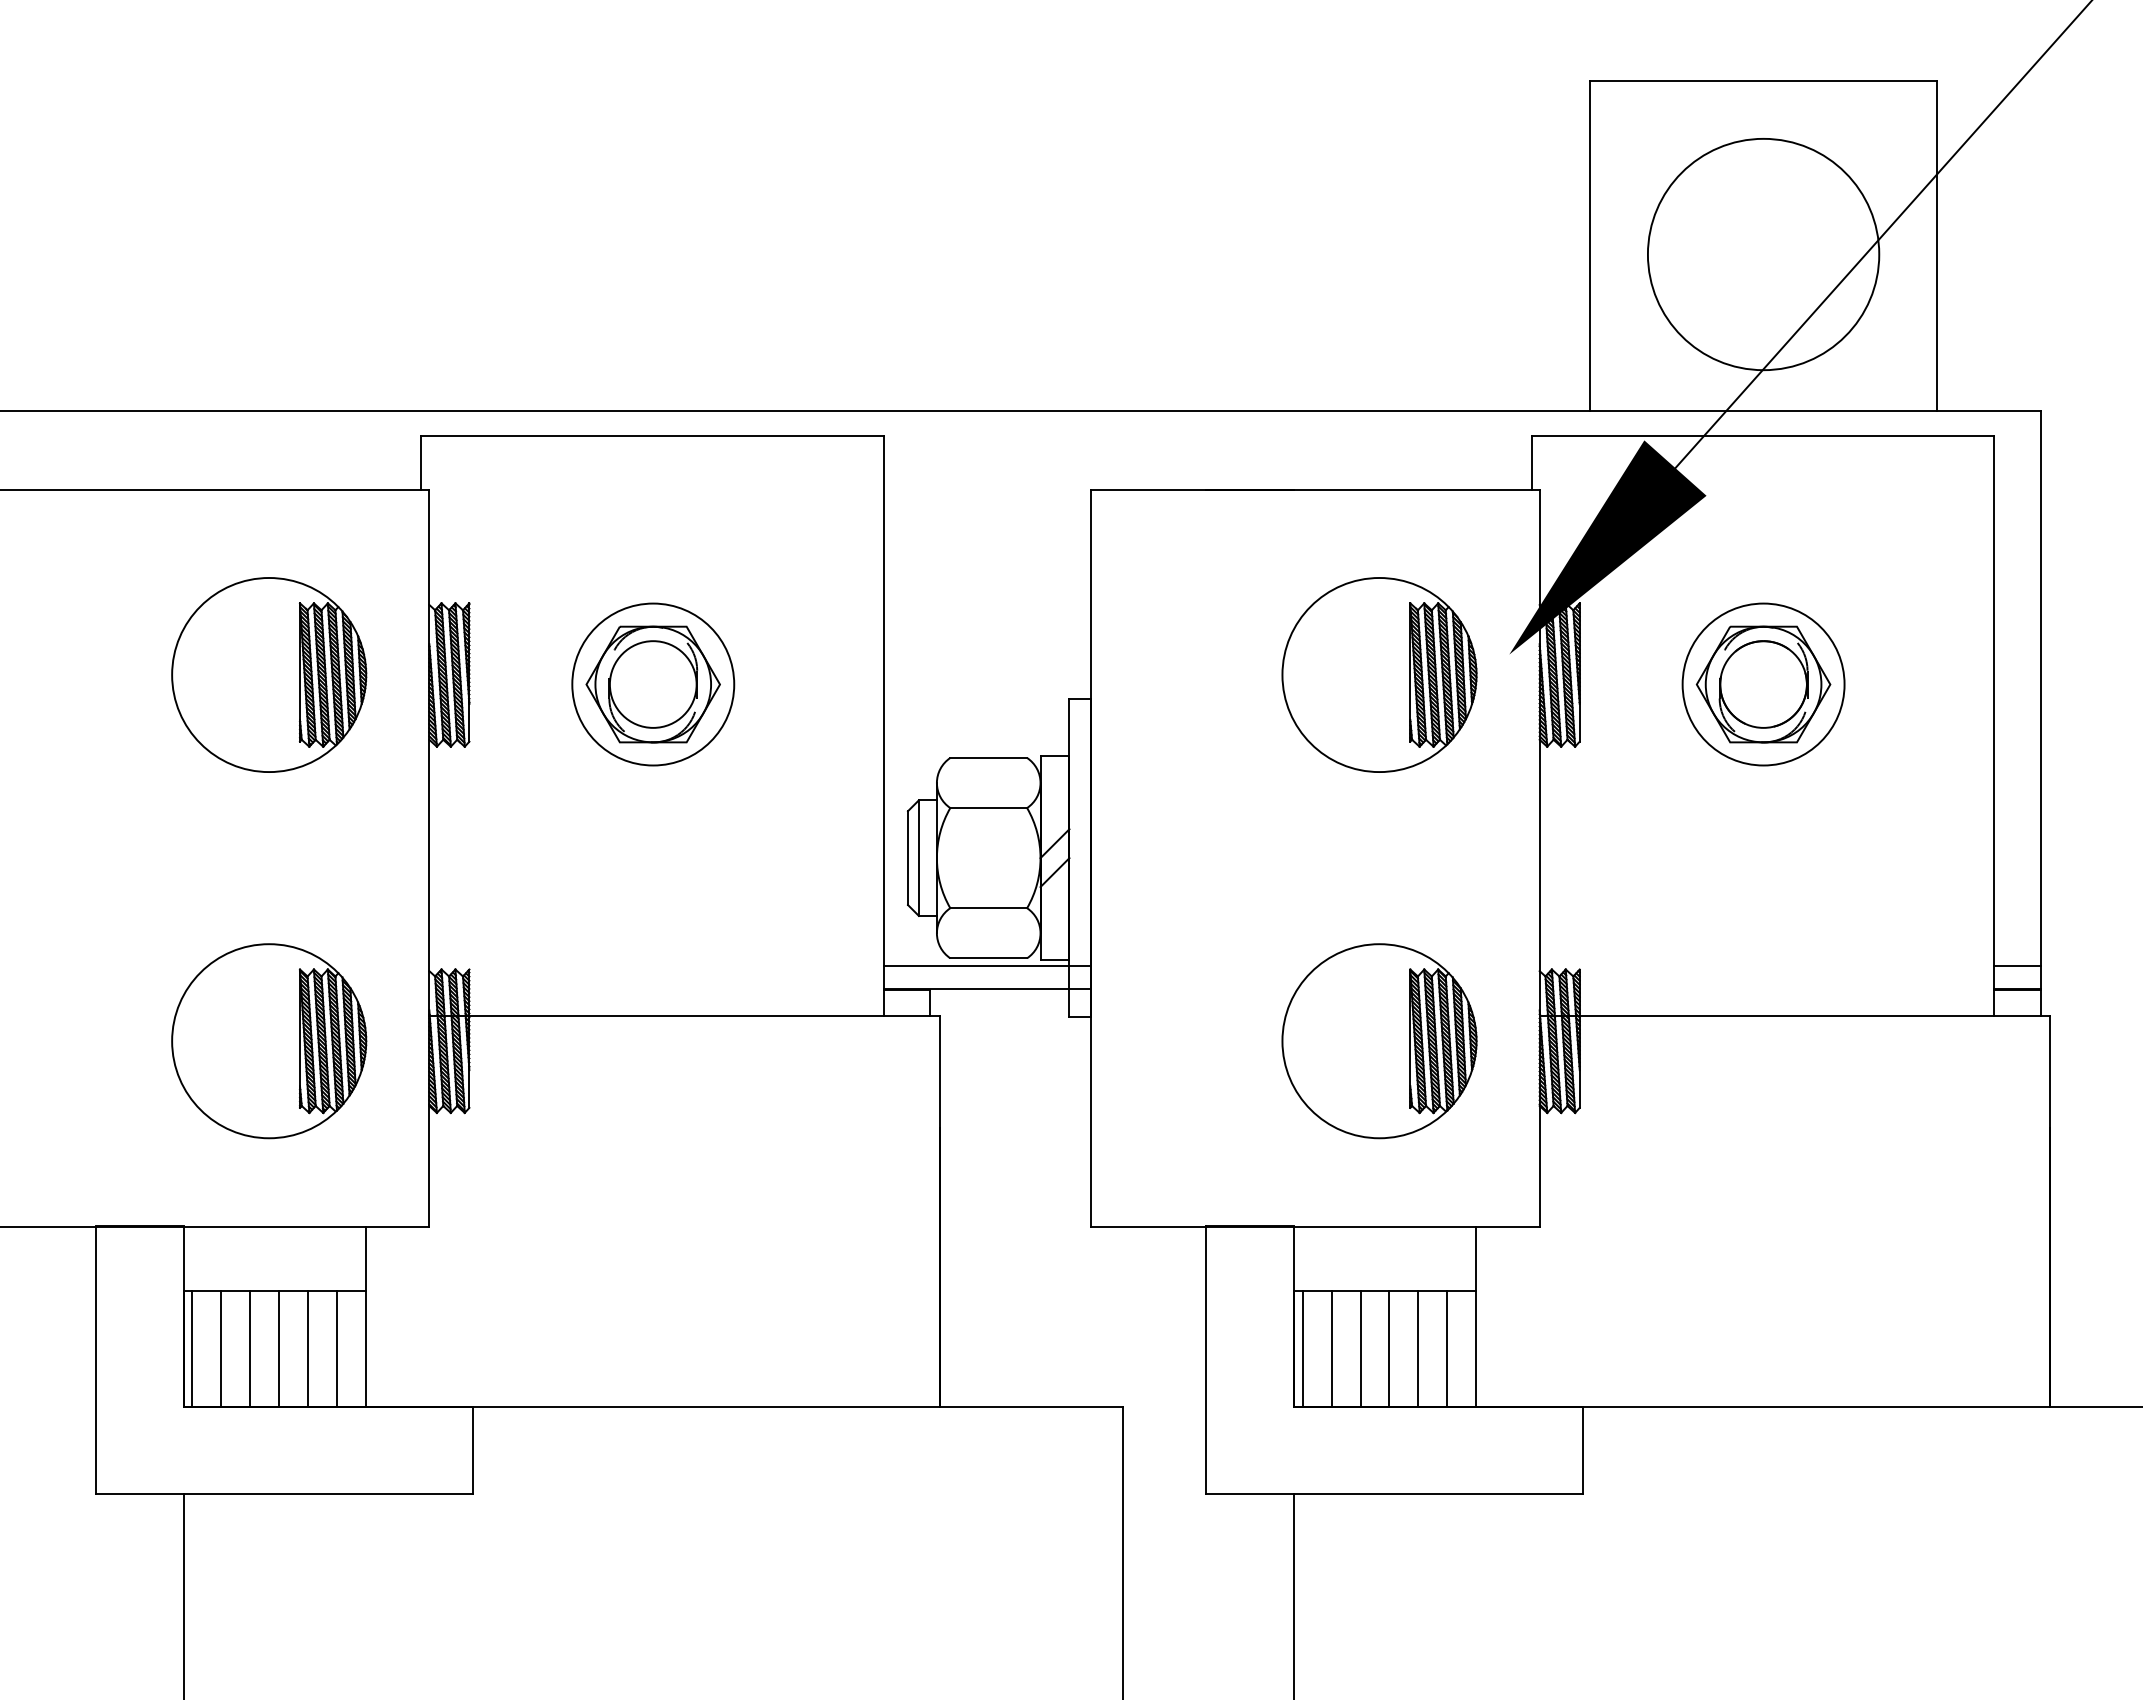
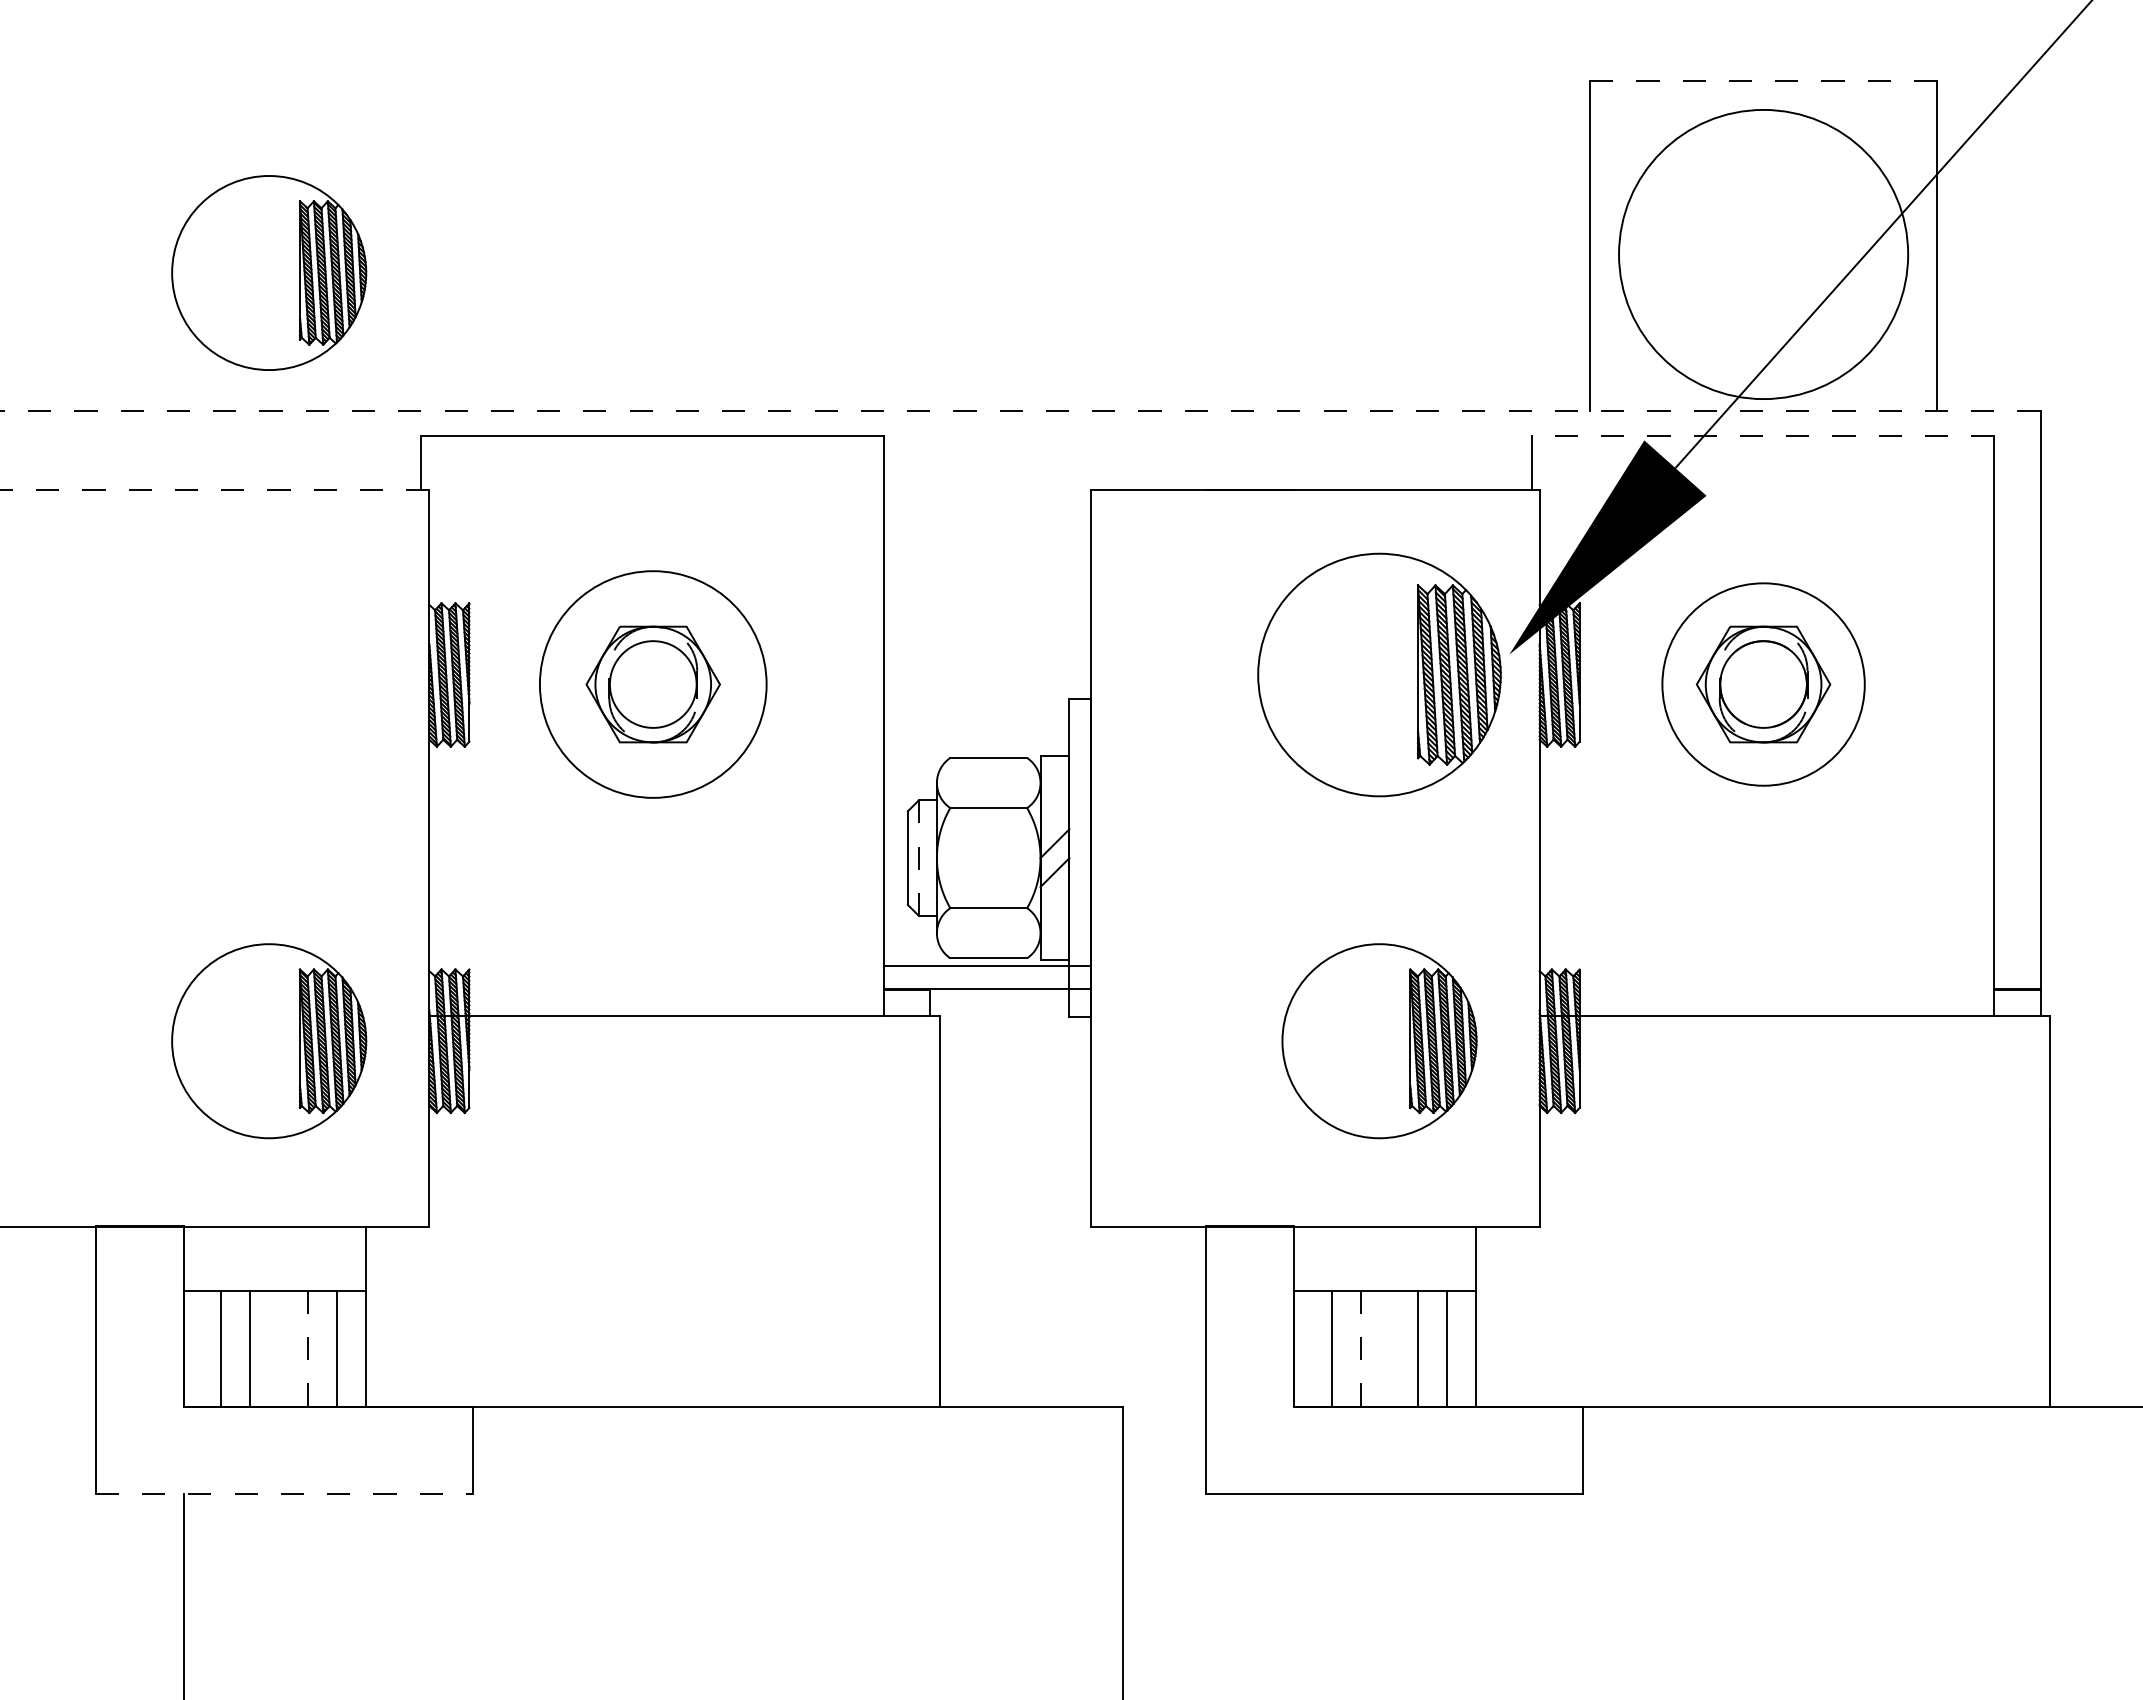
line: solid -> dashed (1764, 81)
circle diameter: 231 px -> 289 px (1763, 254)
line: solid -> dashed (1019, 411)
line: solid -> dashed (1762, 436)
line: solid -> dashed (214, 489)
part position: (269, 674) -> (269, 272) (269, 272)
part size: 197x196 px -> 245x246 px (1379, 674)
circle diameter: 162 px -> 227 px (652, 684)
circle diameter: 162 px -> 202 px (1763, 684)
line: solid -> dashed (918, 858)
line: present -> none (2017, 966)
line: present -> none (192, 1348)
line: present -> none (279, 1348)
line: solid -> dashed (308, 1348)
line: present -> none (1302, 1348)
line: solid -> dashed (1360, 1348)
line: present -> none (1389, 1348)
line: solid -> dashed (284, 1494)
line: present -> none (1294, 1595)
